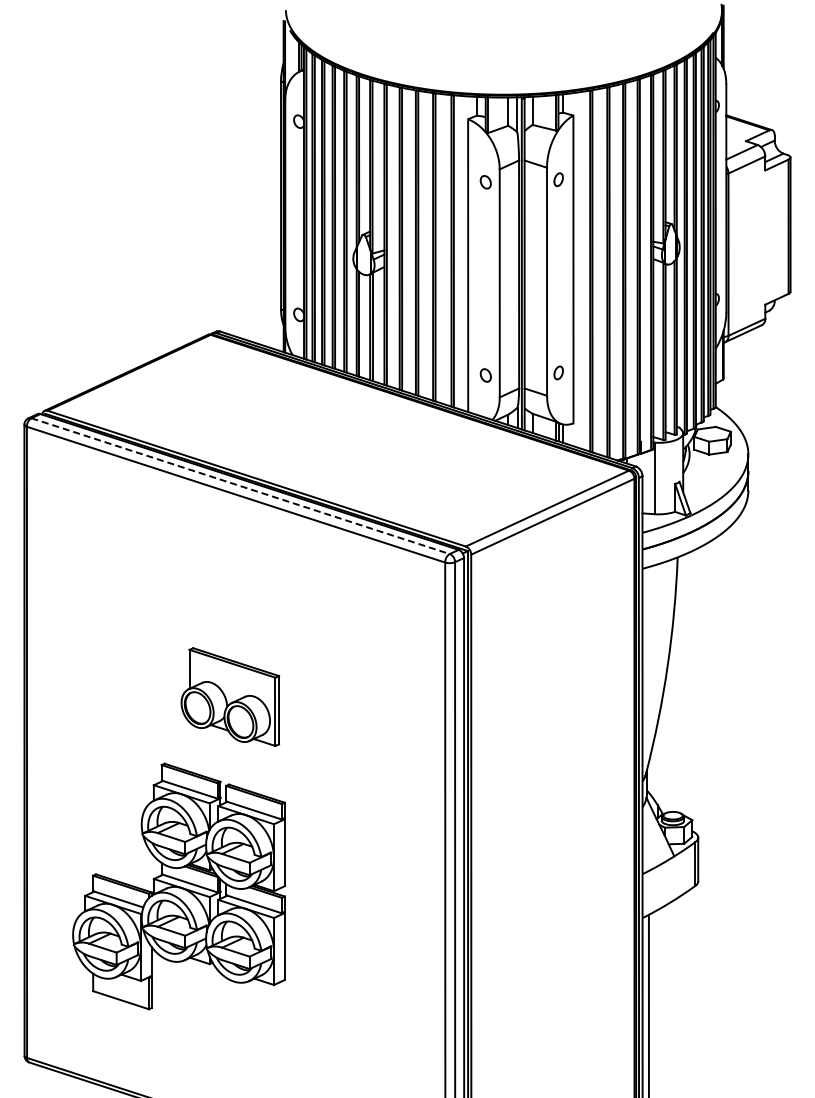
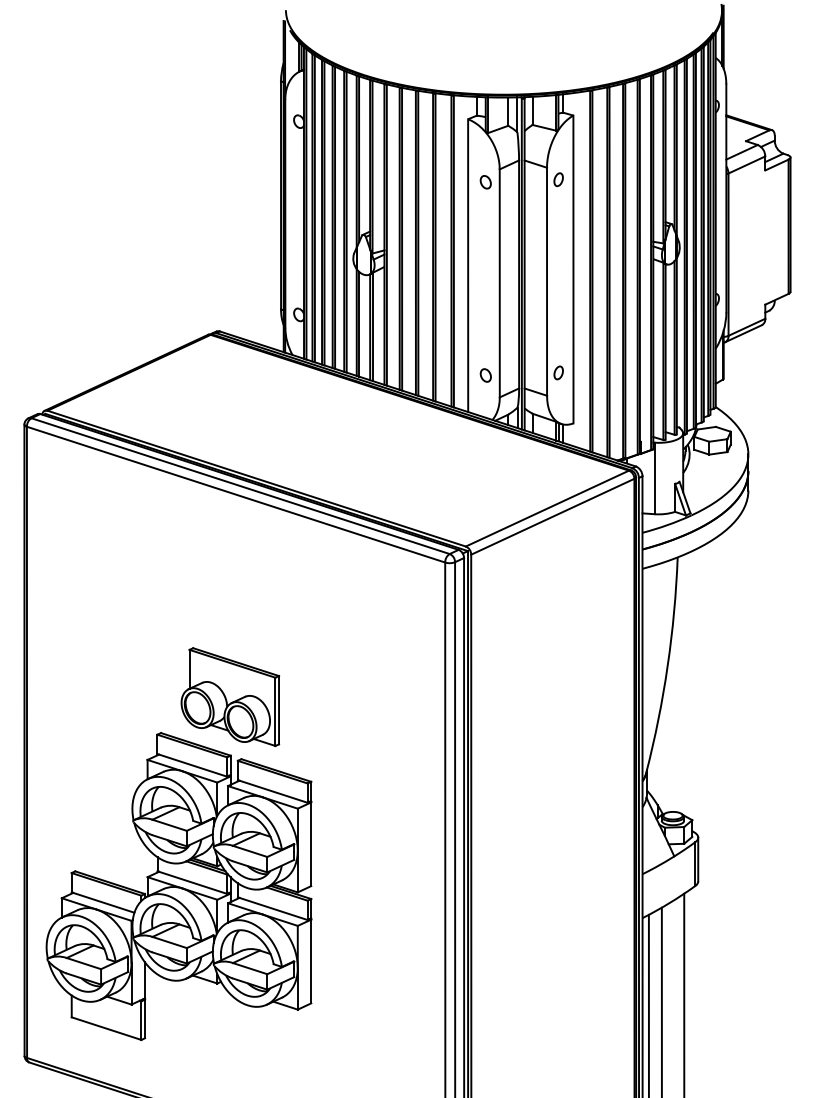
line: dashed -> solid (240, 486)
part size: 214x249 px -> 268x309 px (178, 886)
line: none -> present (684, 993)
line: none -> present (661, 1000)
